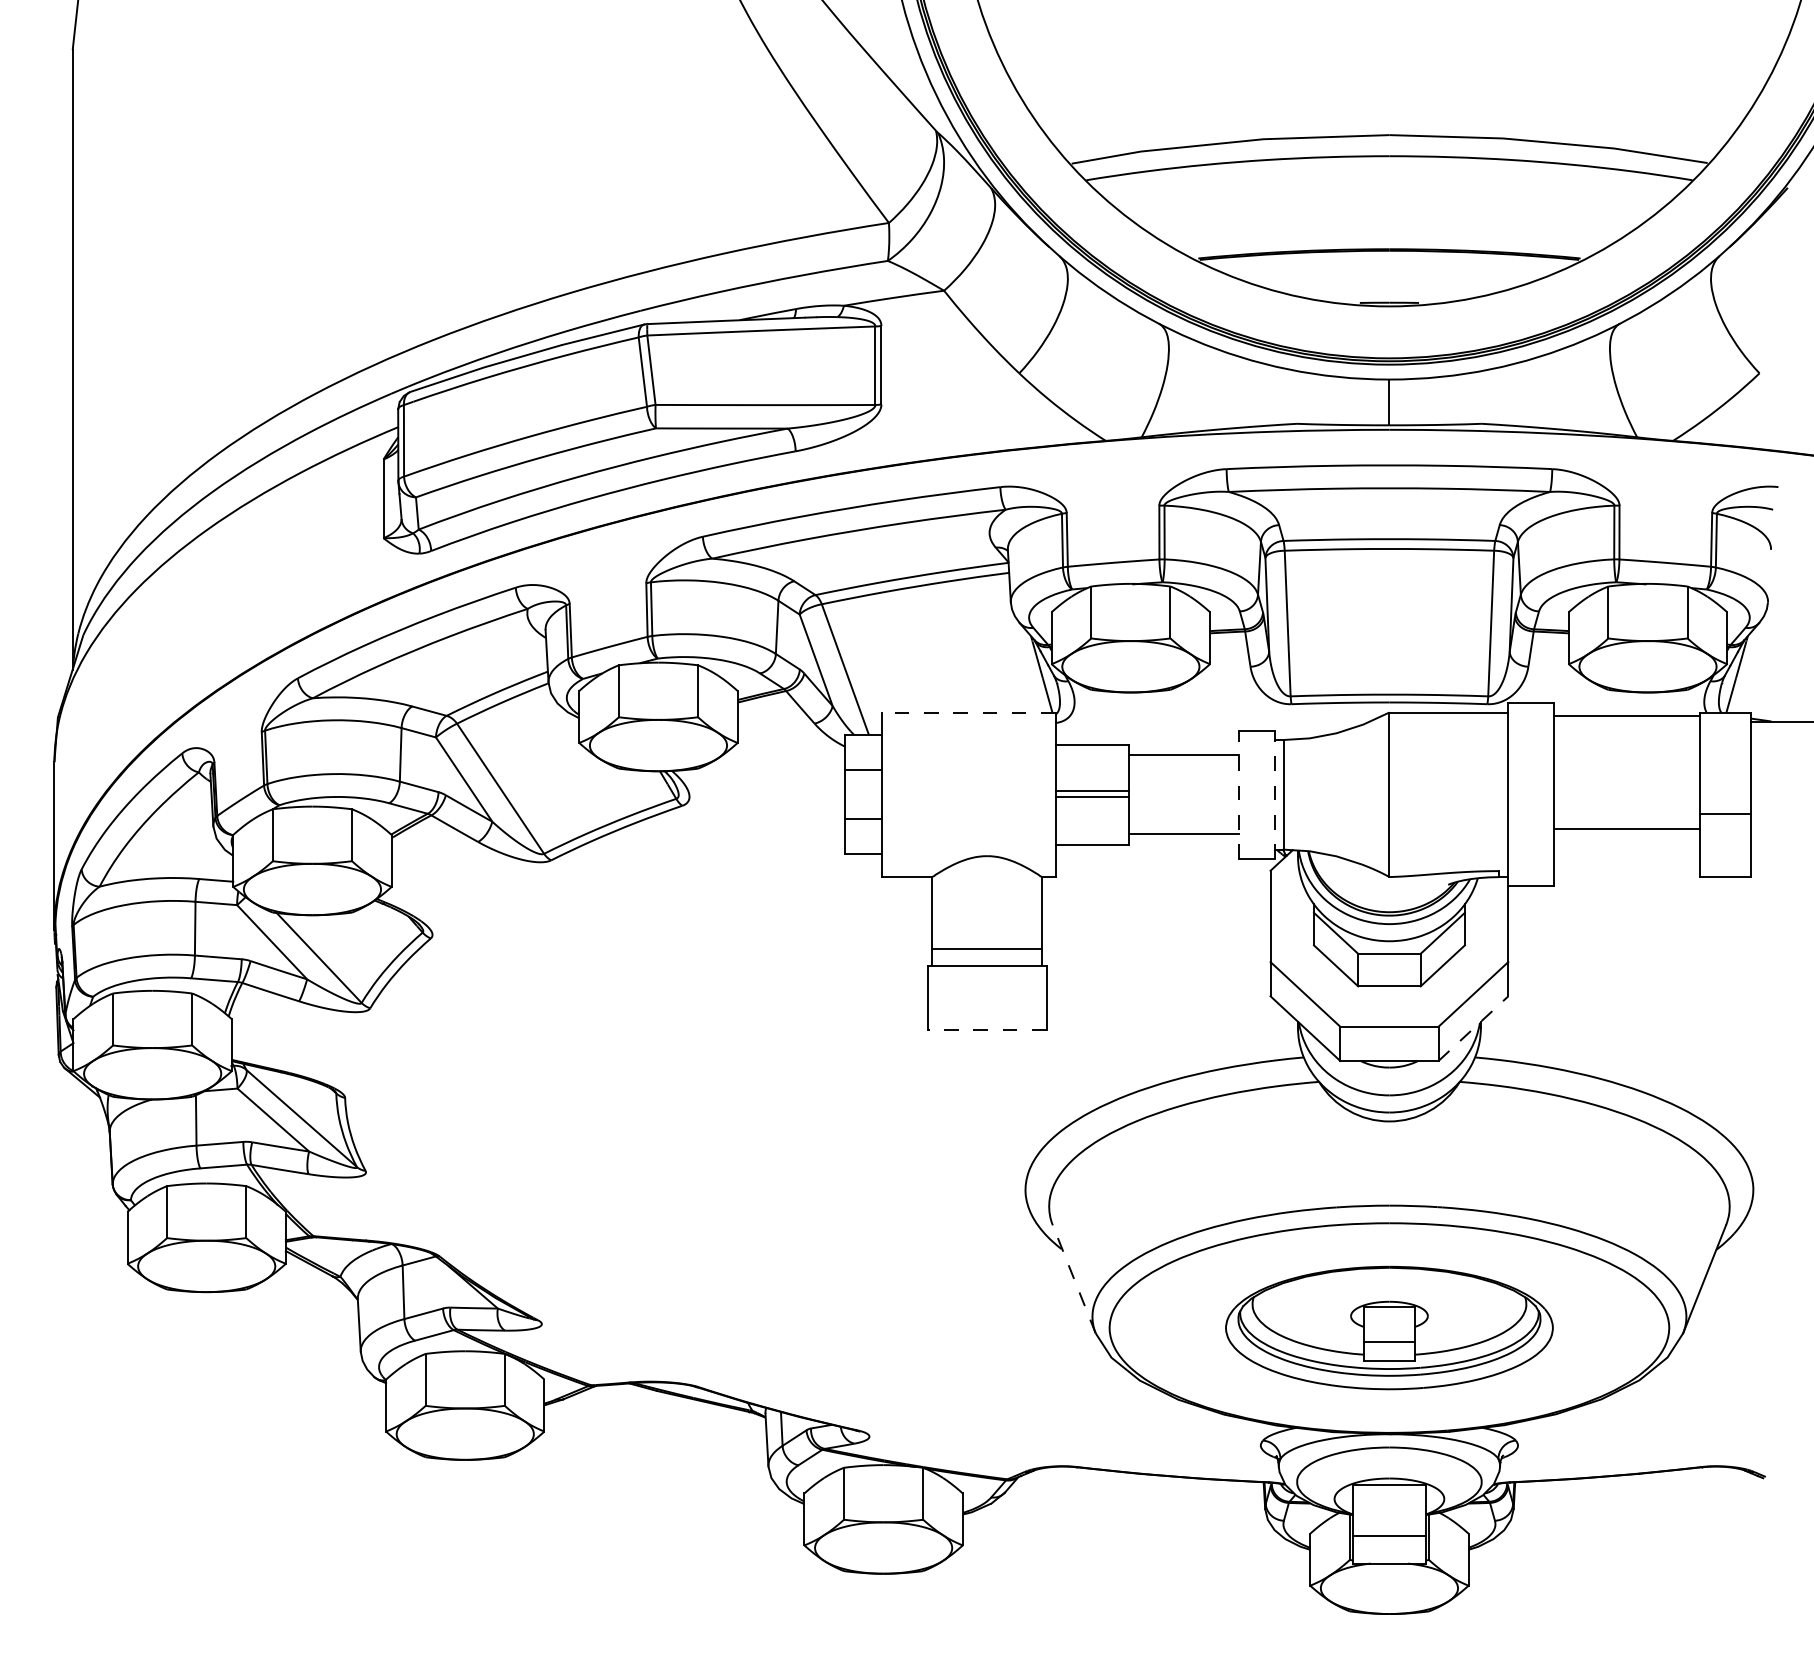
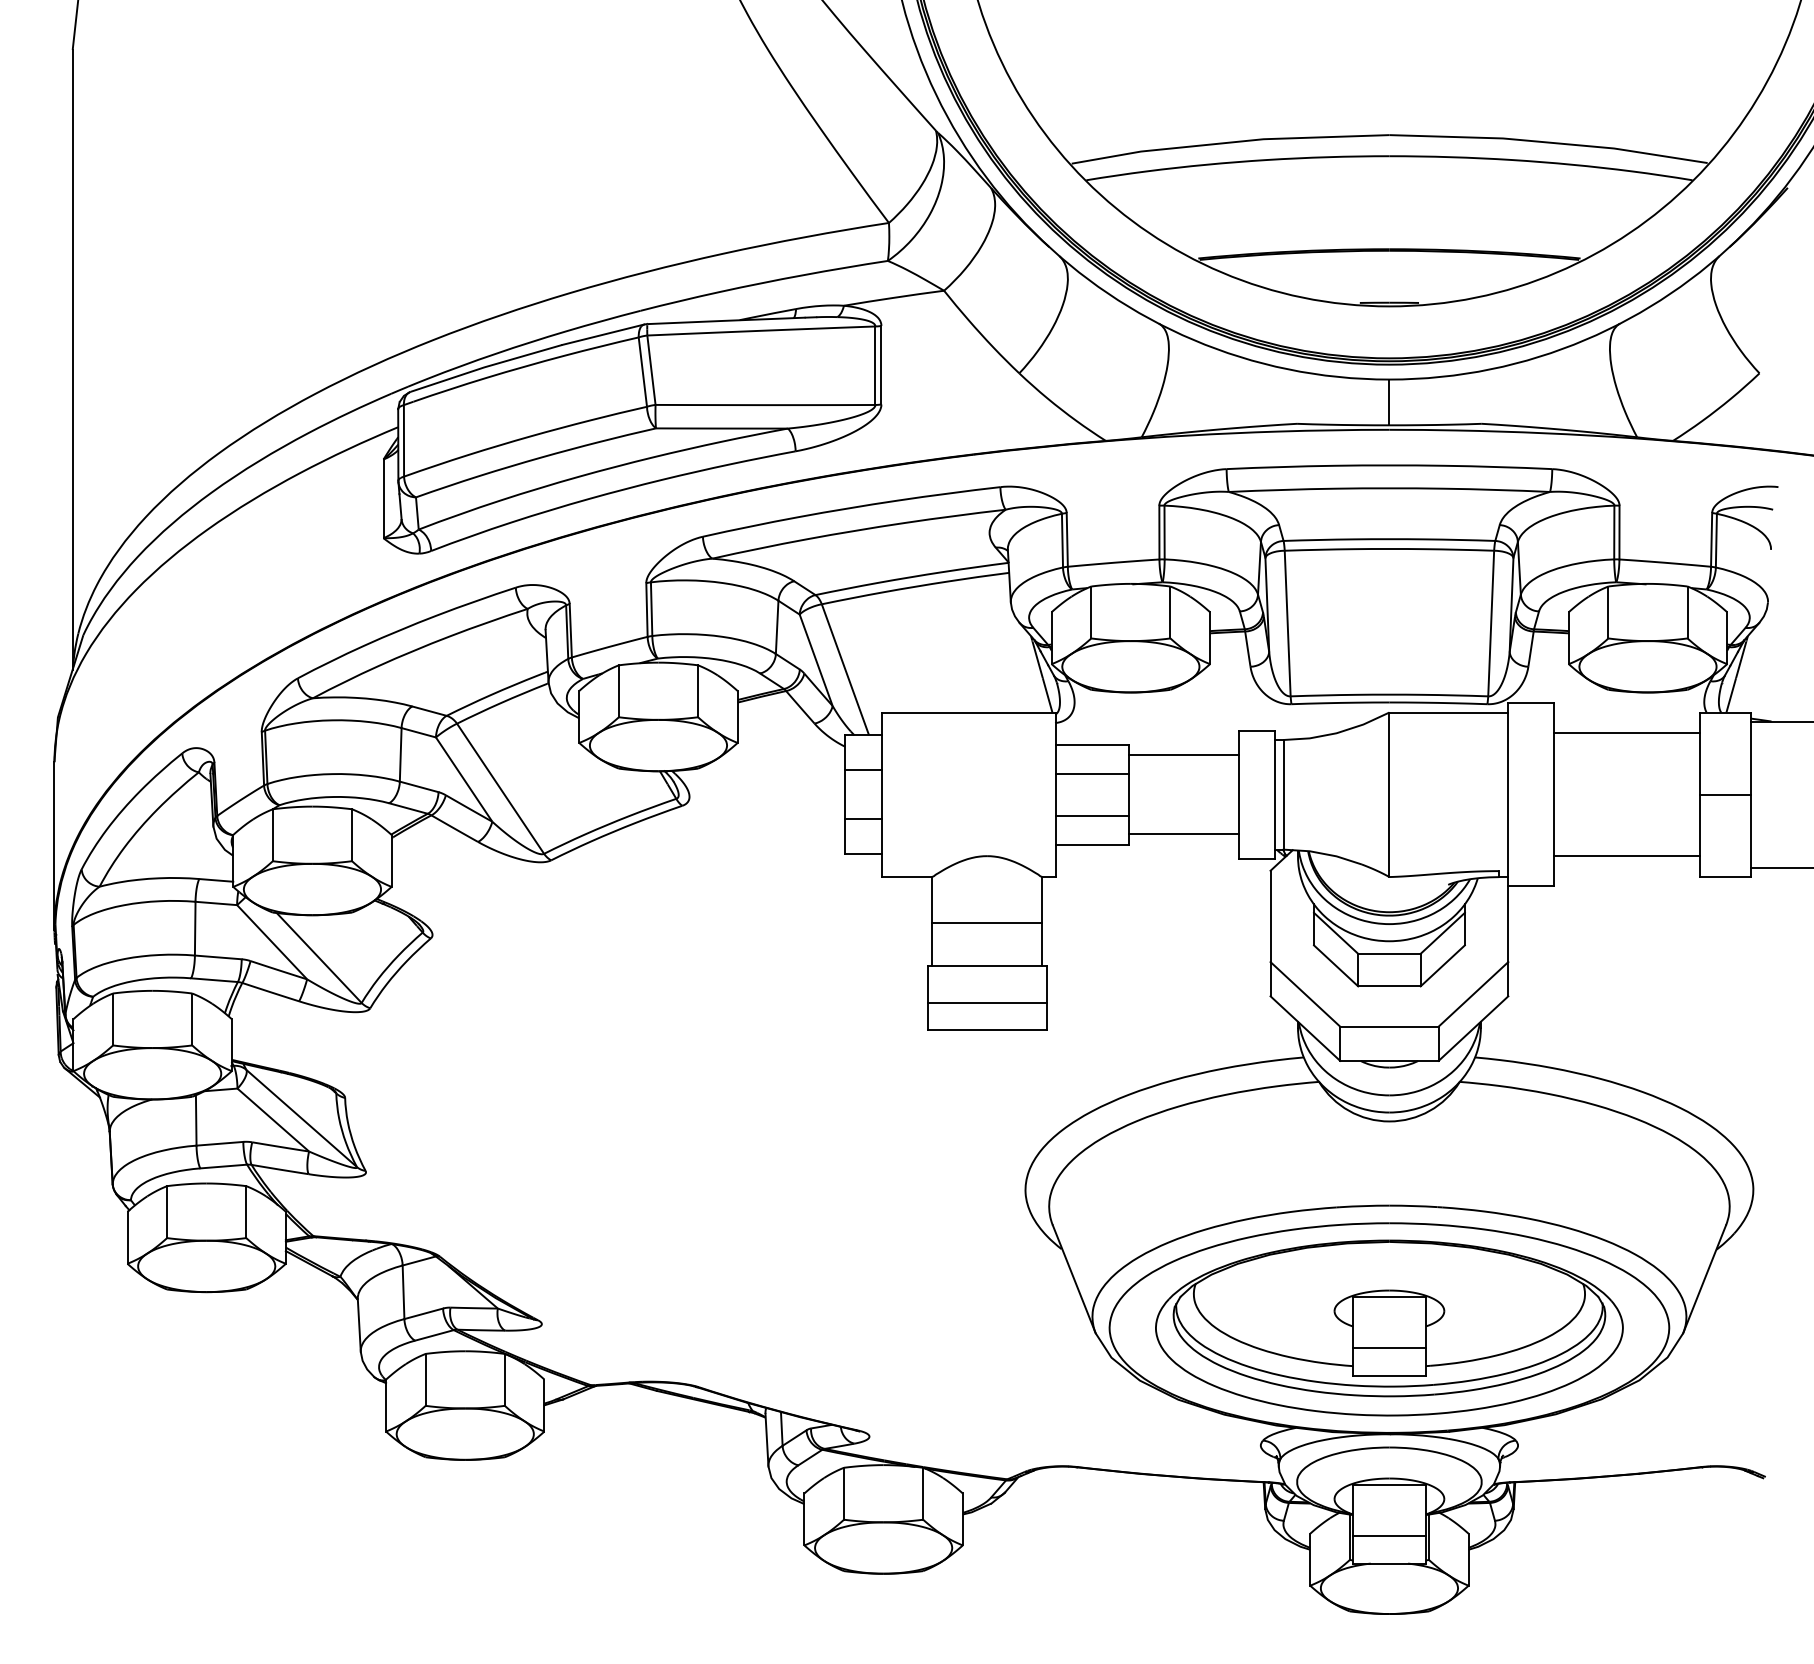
line: dashed -> solid (968, 712)
line position: (1627, 716) -> (1627, 733) (1627, 733)
line position: (1091, 790) -> (1091, 773) (1091, 773)
line: dashed -> solid (1238, 794)
line: dashed -> solid (1275, 794)
line position: (1091, 796) -> (1091, 815) (1091, 815)
line position: (1725, 813) -> (1725, 794) (1725, 794)
line position: (1627, 829) -> (1627, 856) (1627, 856)
line: none -> present (1780, 867)
line position: (986, 948) -> (986, 922) (986, 922)
line: none -> present (986, 1002)
line: dashed -> solid (1473, 1028)
line: dashed -> solid (986, 1029)
line: dashed -> solid (1074, 1278)
part size: 329x126 px -> 469x178 px (1389, 1327)
